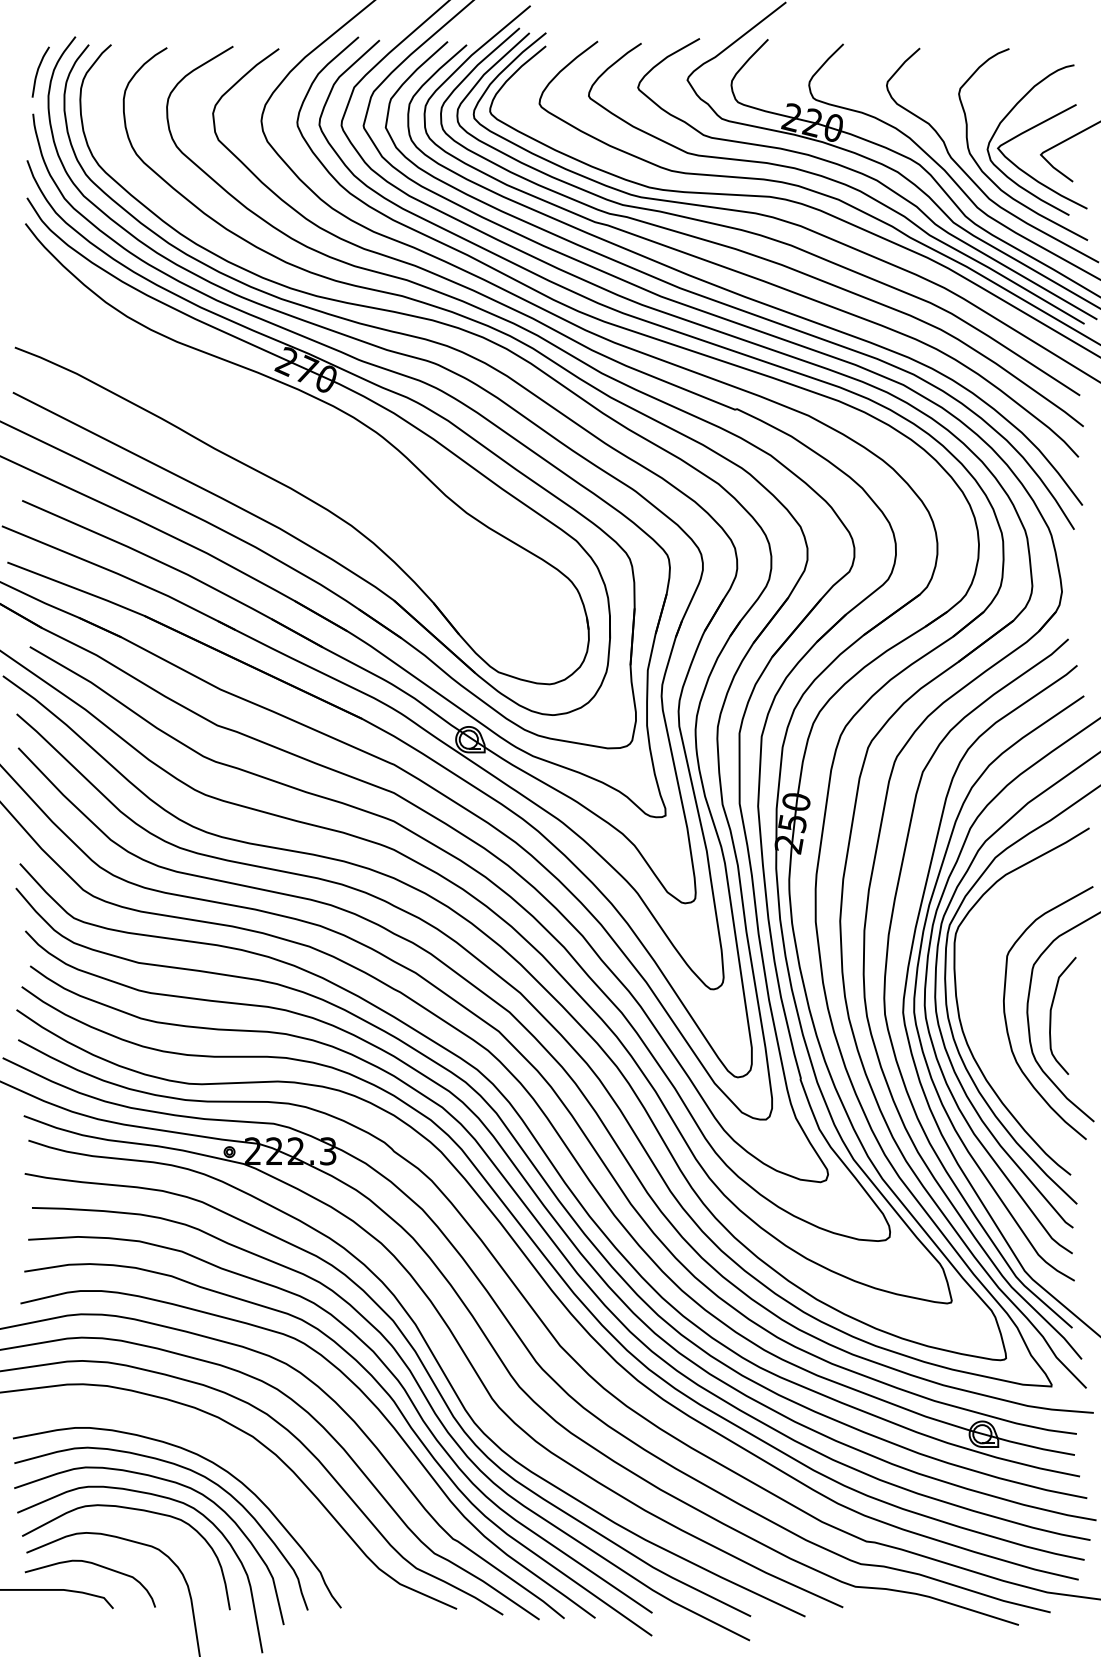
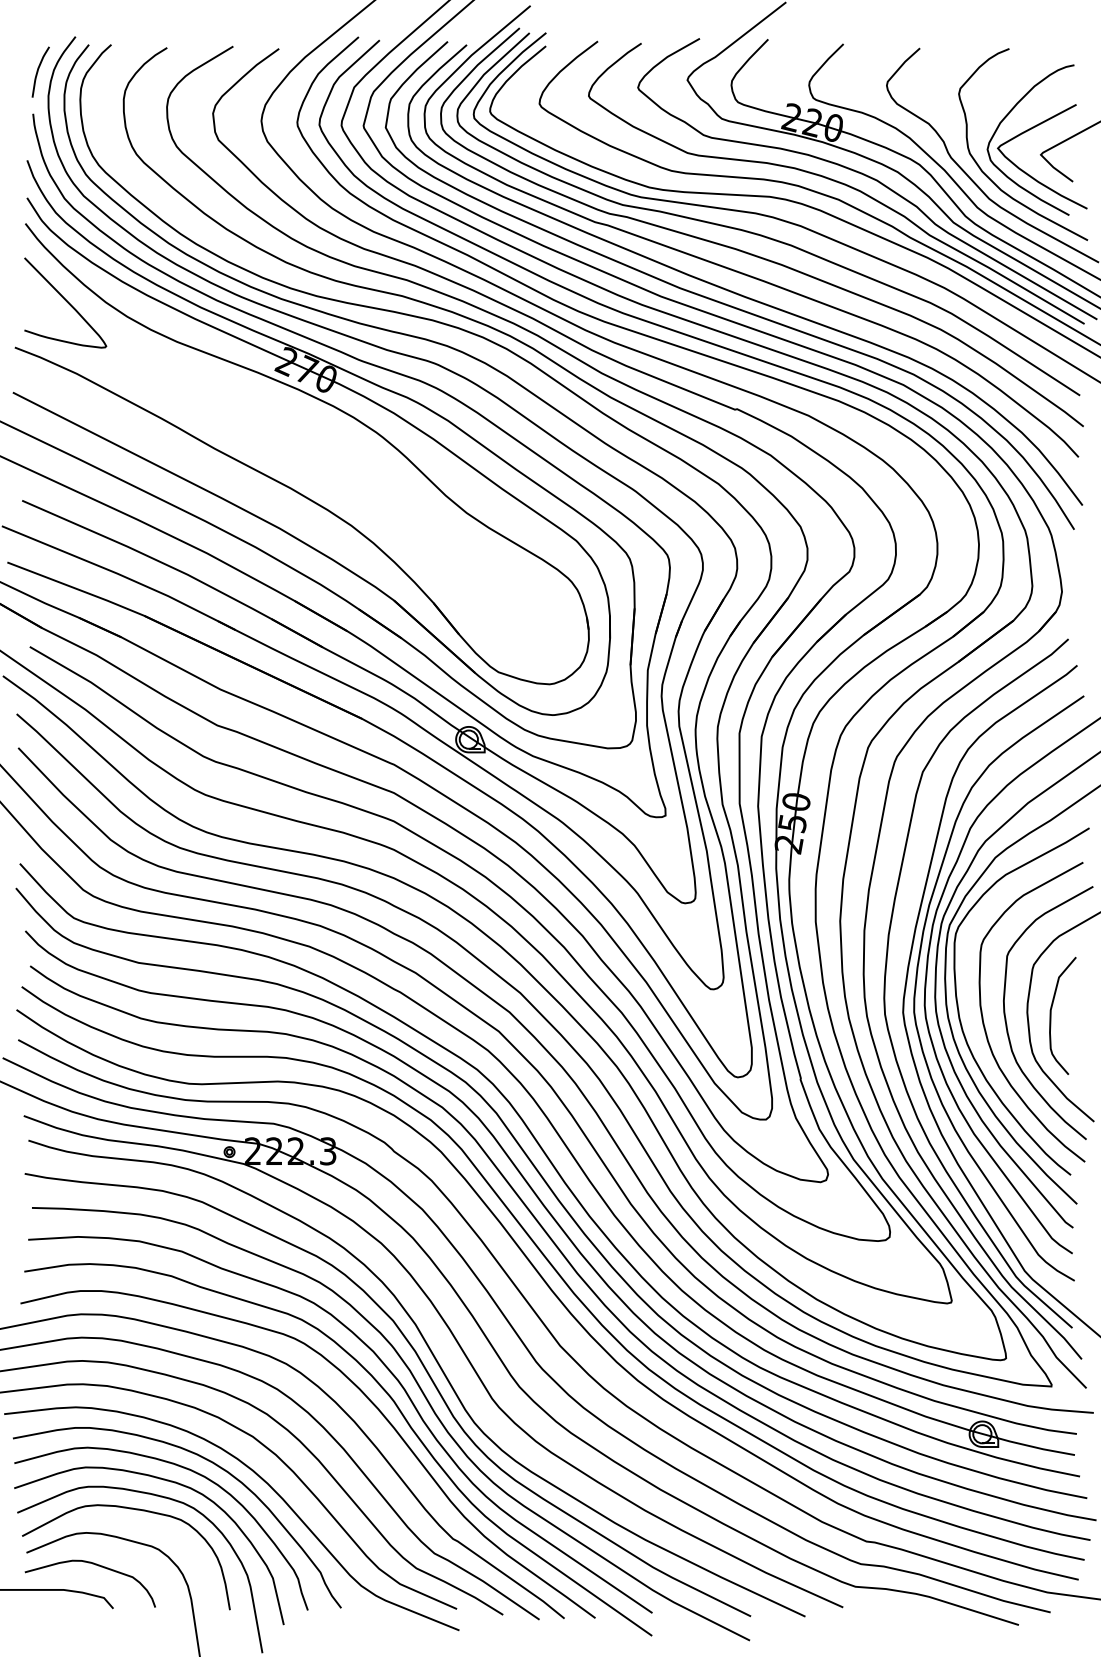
curve: none -> present (65, 301)
curve: none -> present (983, 1016)
curve: none -> present (264, 1482)
